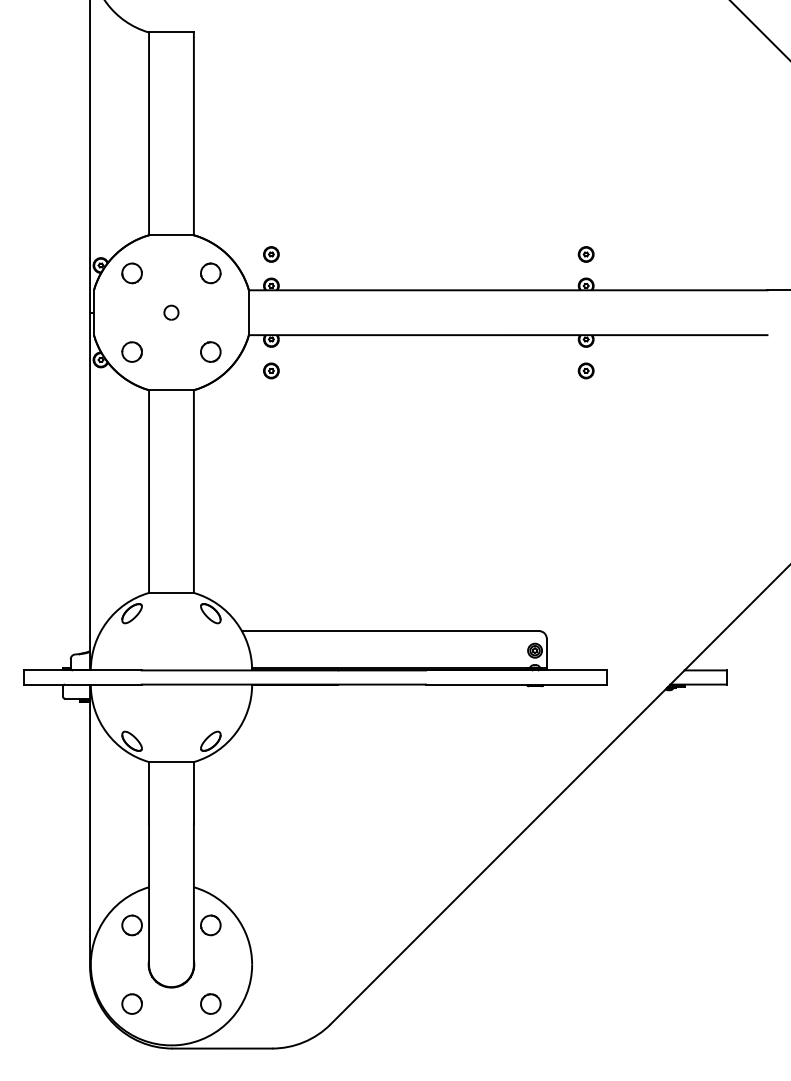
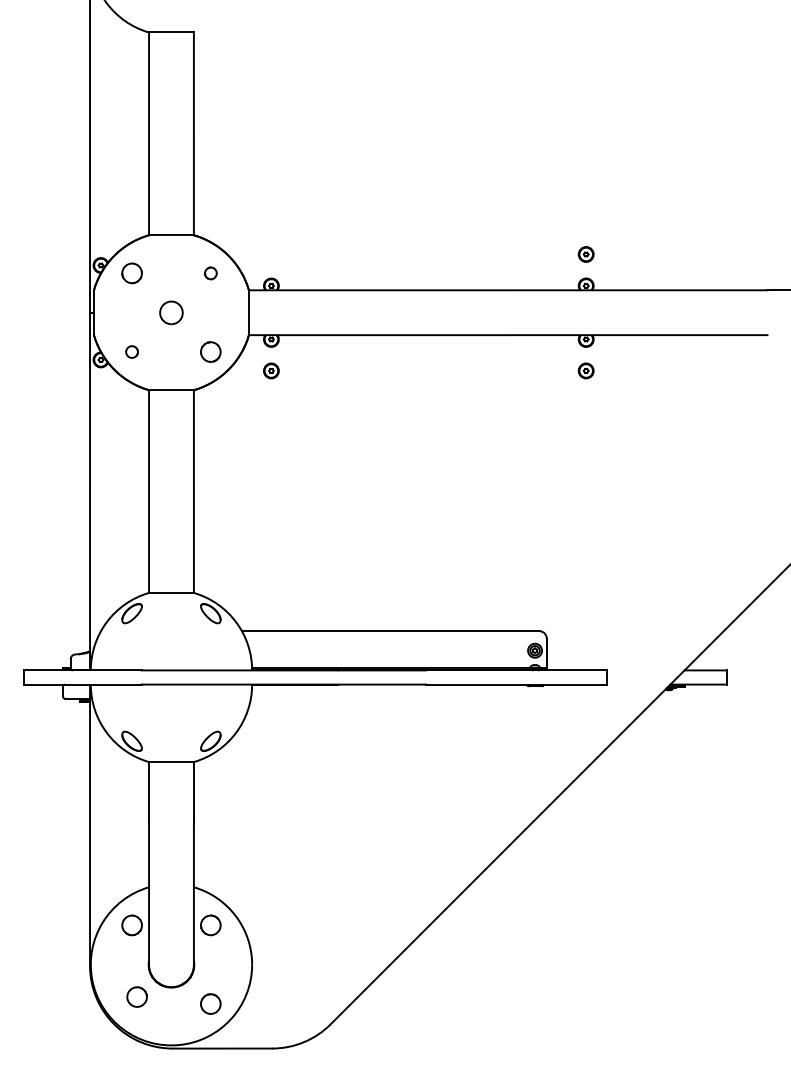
line: present -> none (759, 30)
part: present -> none (271, 254)
part size: 22x23 px -> 14x15 px (210, 273)
part size: 17x17 px -> 25x26 px (171, 312)
circle size: 22x22 px -> 14x14 px (131, 351)
circle position: (131, 1003) -> (136, 996) (136, 996)
